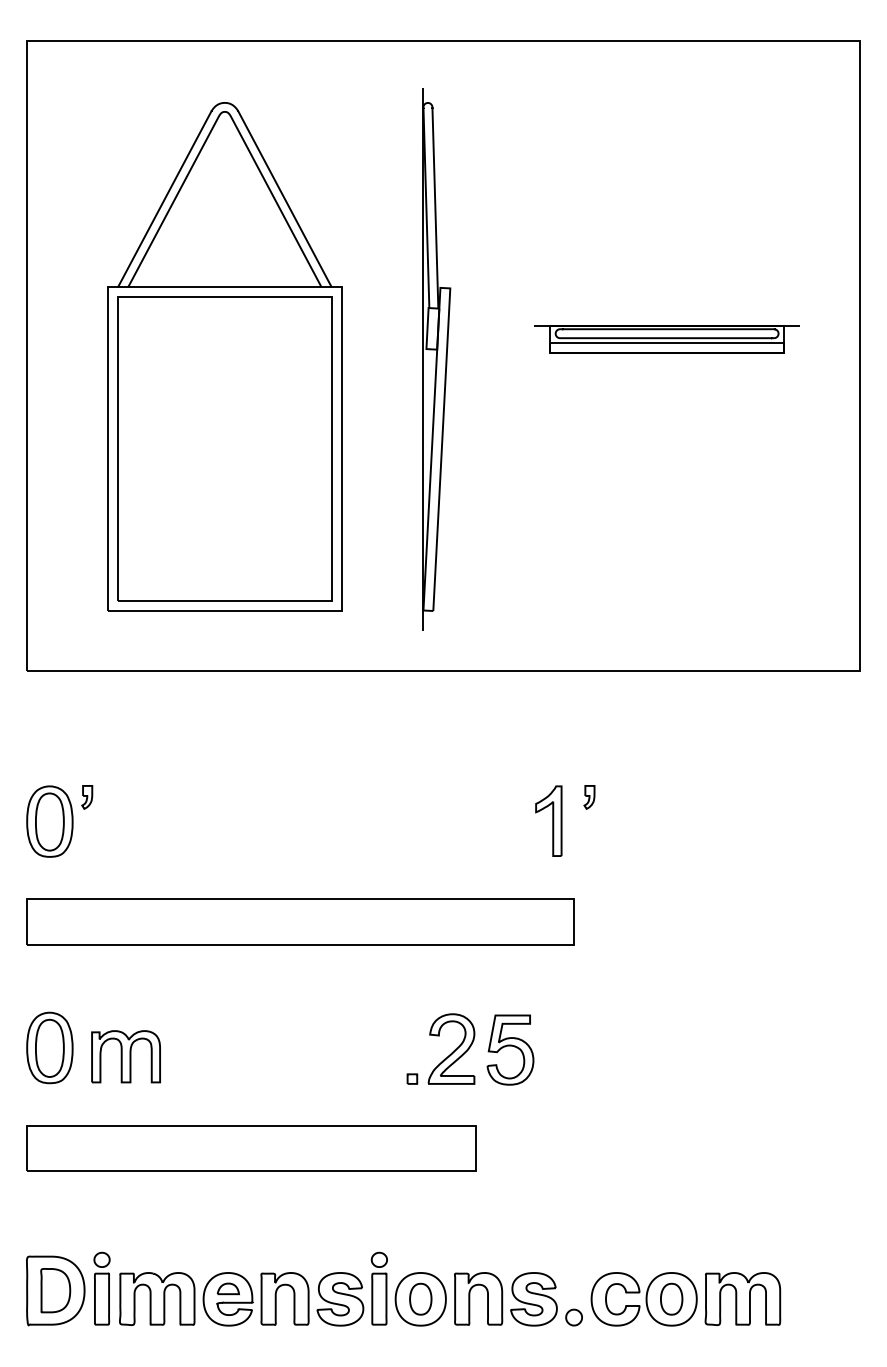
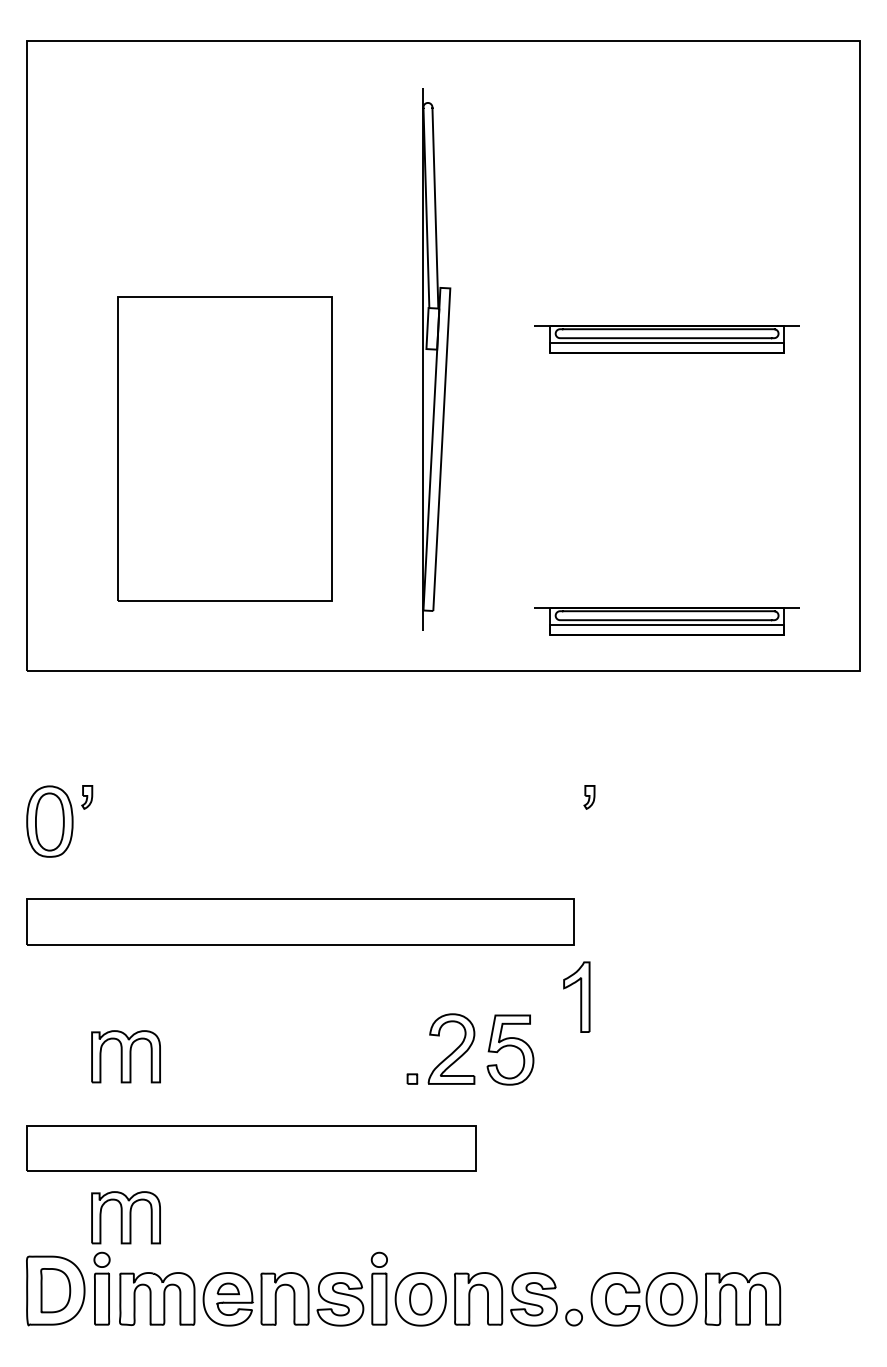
part: present -> none (224, 356)
part: none -> present (666, 621)
part position: (548, 820) -> (576, 996) (576, 996)
part: present -> none (49, 1047)
part: none -> present (125, 1217)
